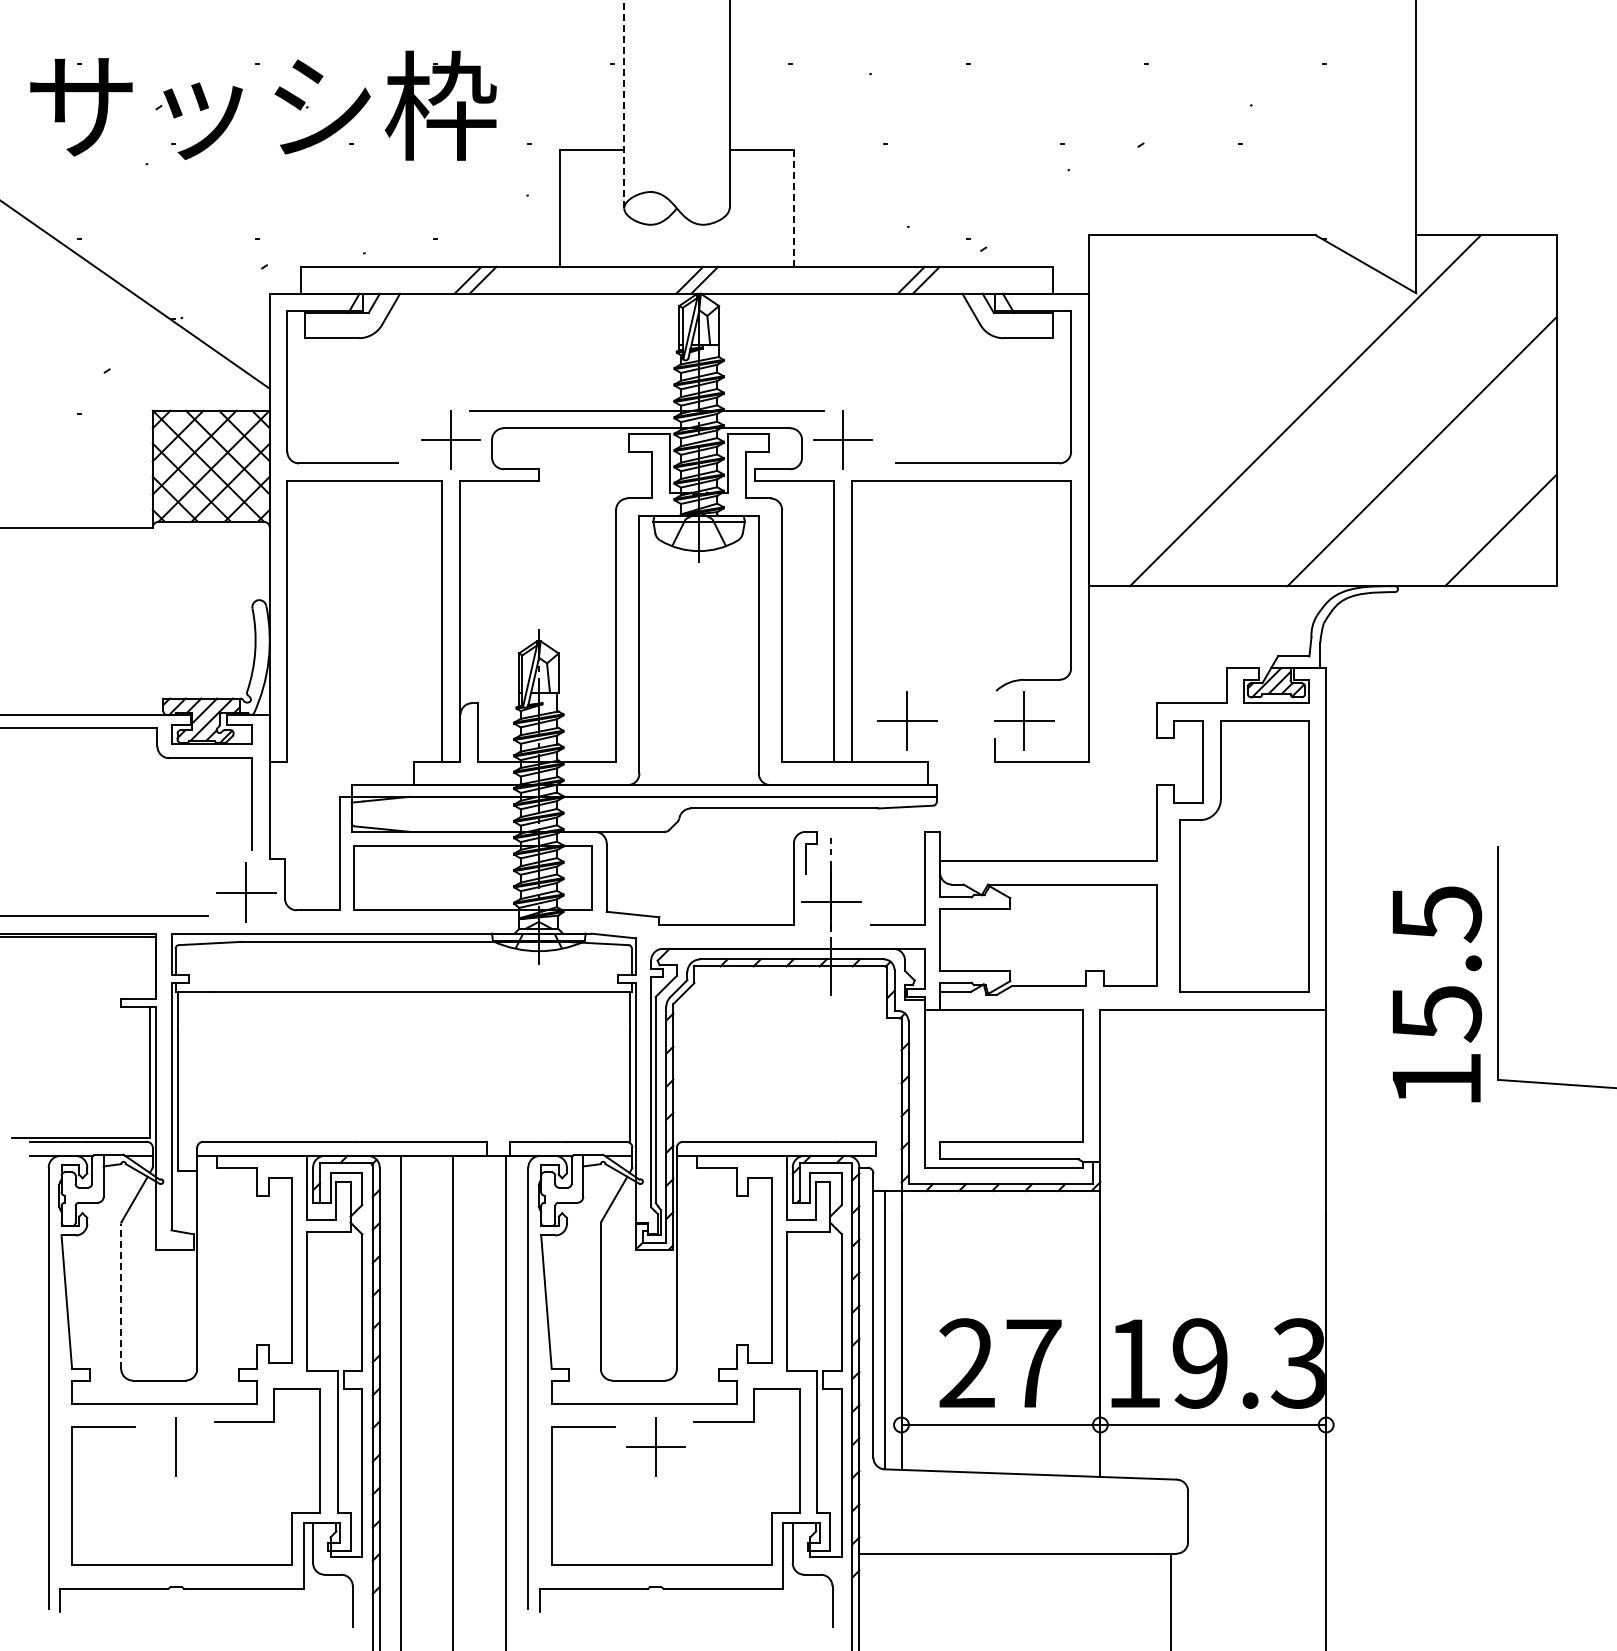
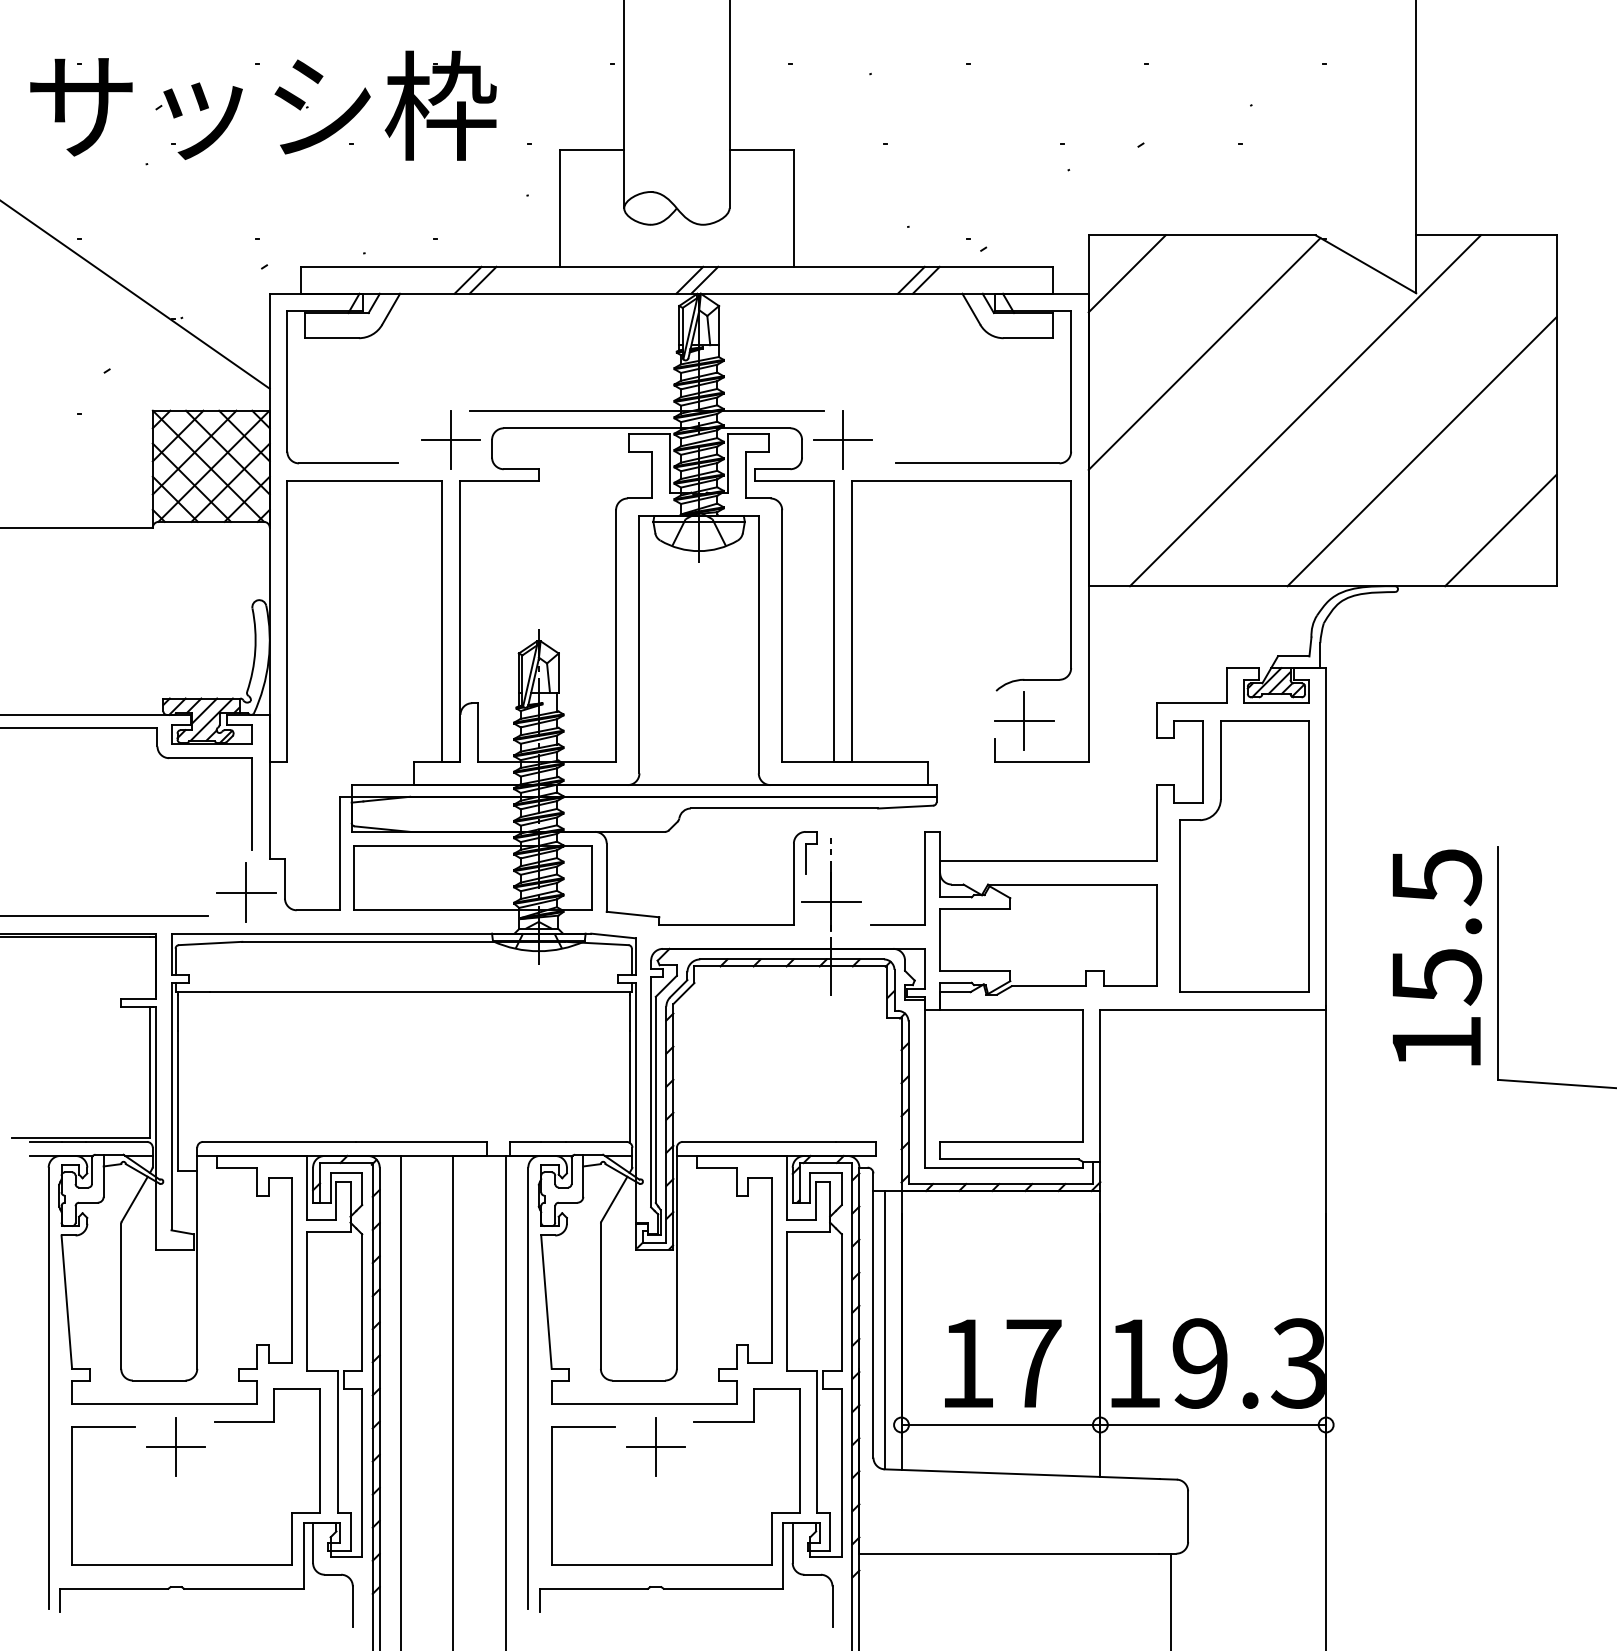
line: dashed -> solid (624, 104)
line: dashed -> solid (793, 208)
line: none -> present (1126, 273)
line: none -> present (1204, 353)
part: present -> none (907, 720)
text position: (1437, 994) -> (1437, 957) (1437, 957)
line: dashed -> solid (121, 1296)
text: 27 -> 17 (966, 1362)
line: none -> present (175, 1447)
